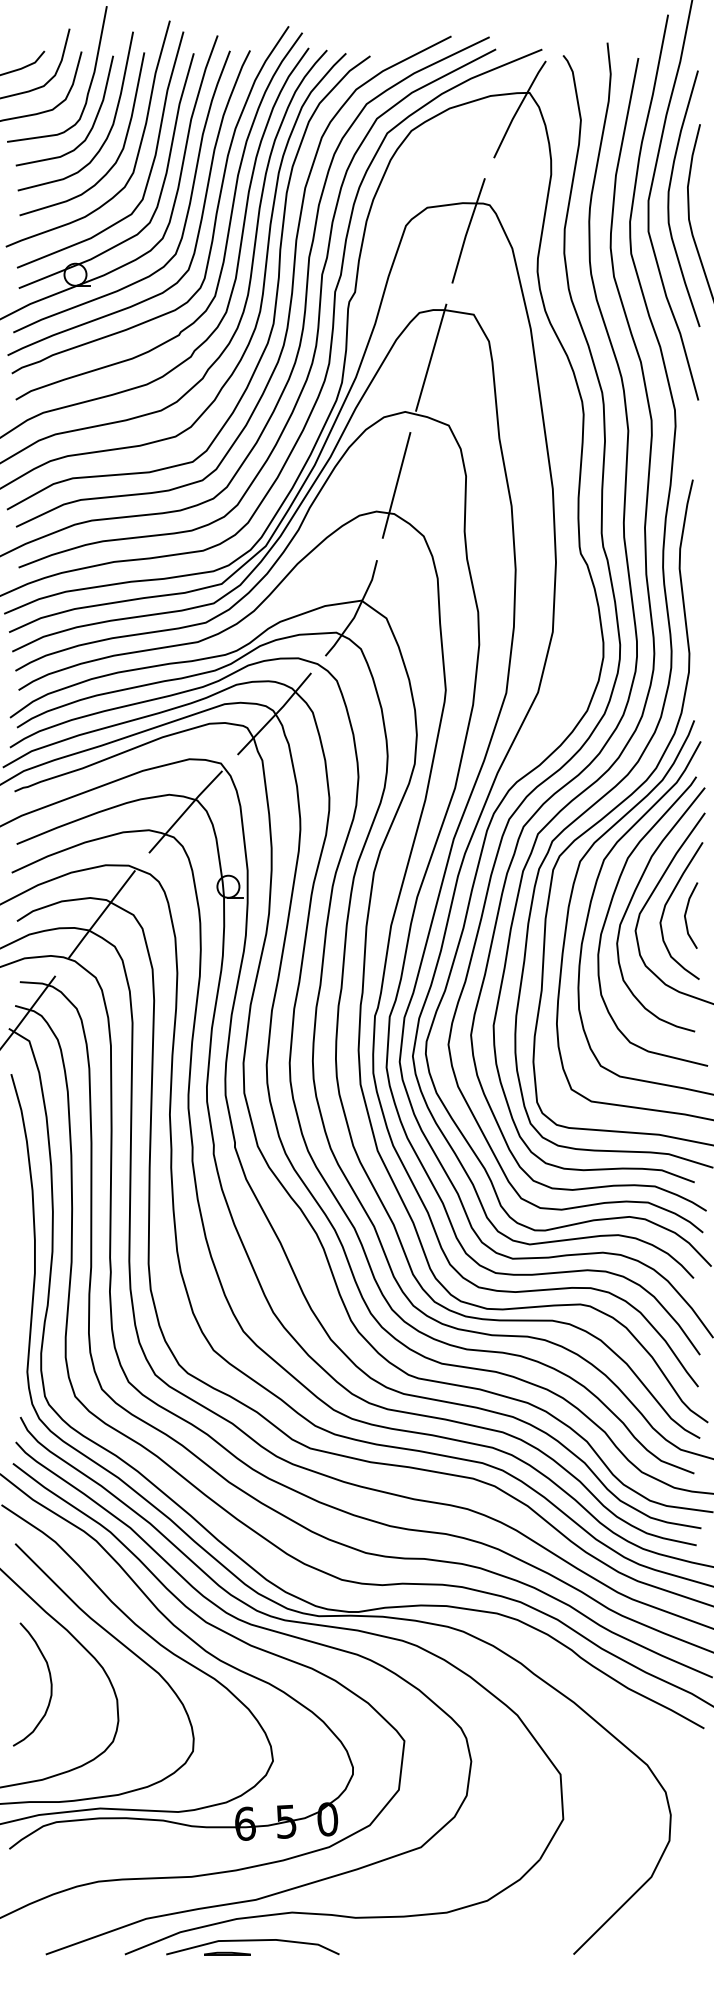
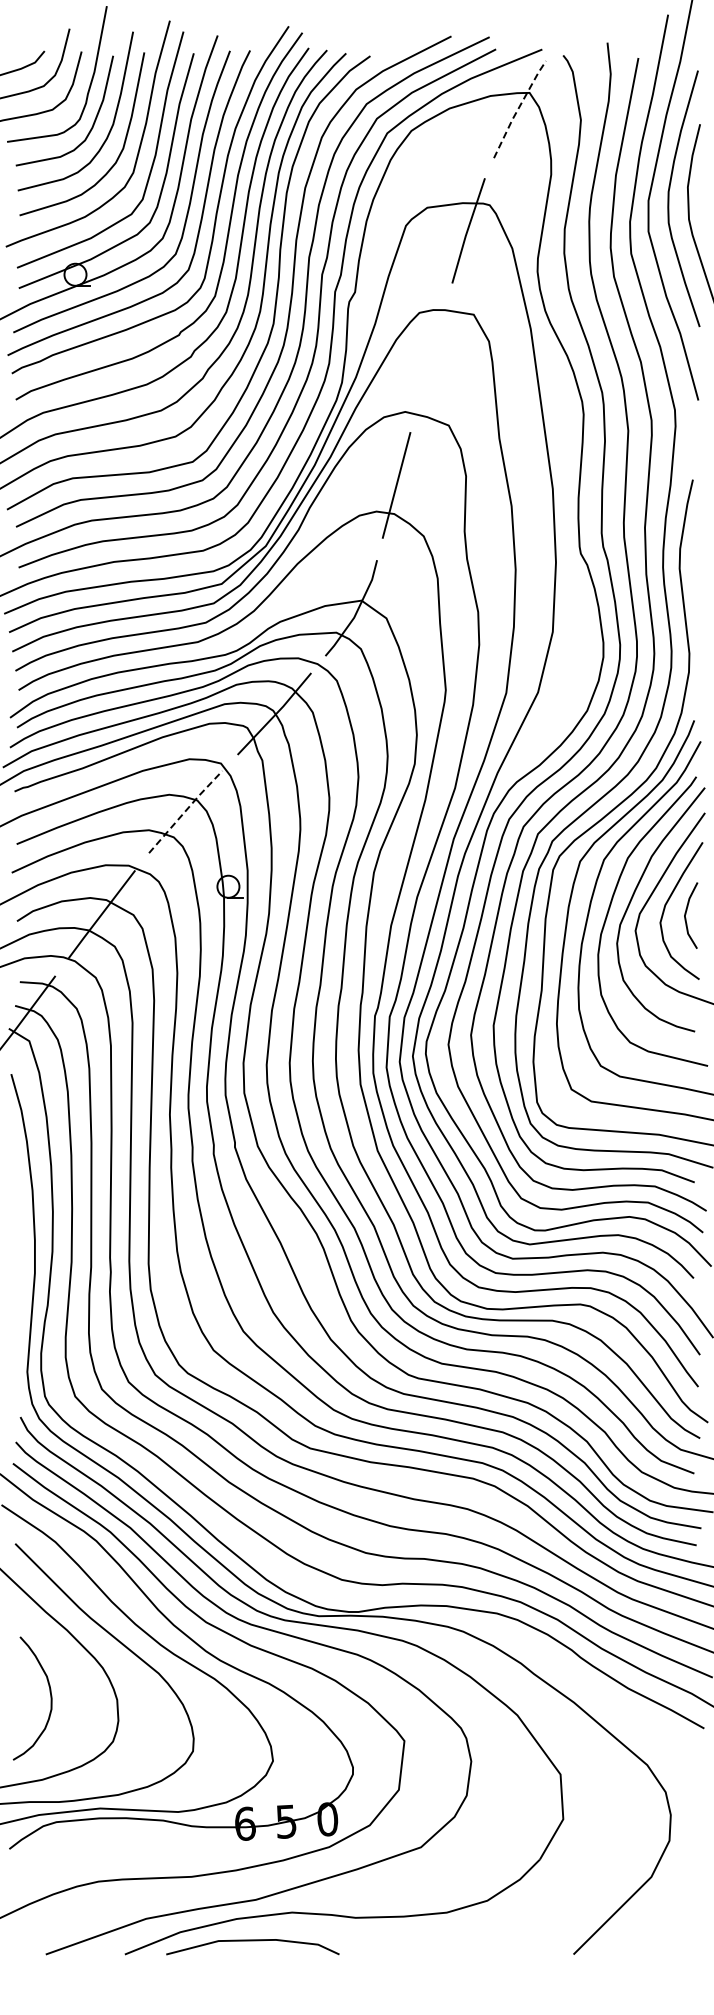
line: solid -> dashed (518, 108)
line: present -> none (431, 357)
line: solid -> dashed (185, 811)
curve position: (50, 1684) -> (50, 1698) (50, 1698)
line: present -> none (227, 1953)
